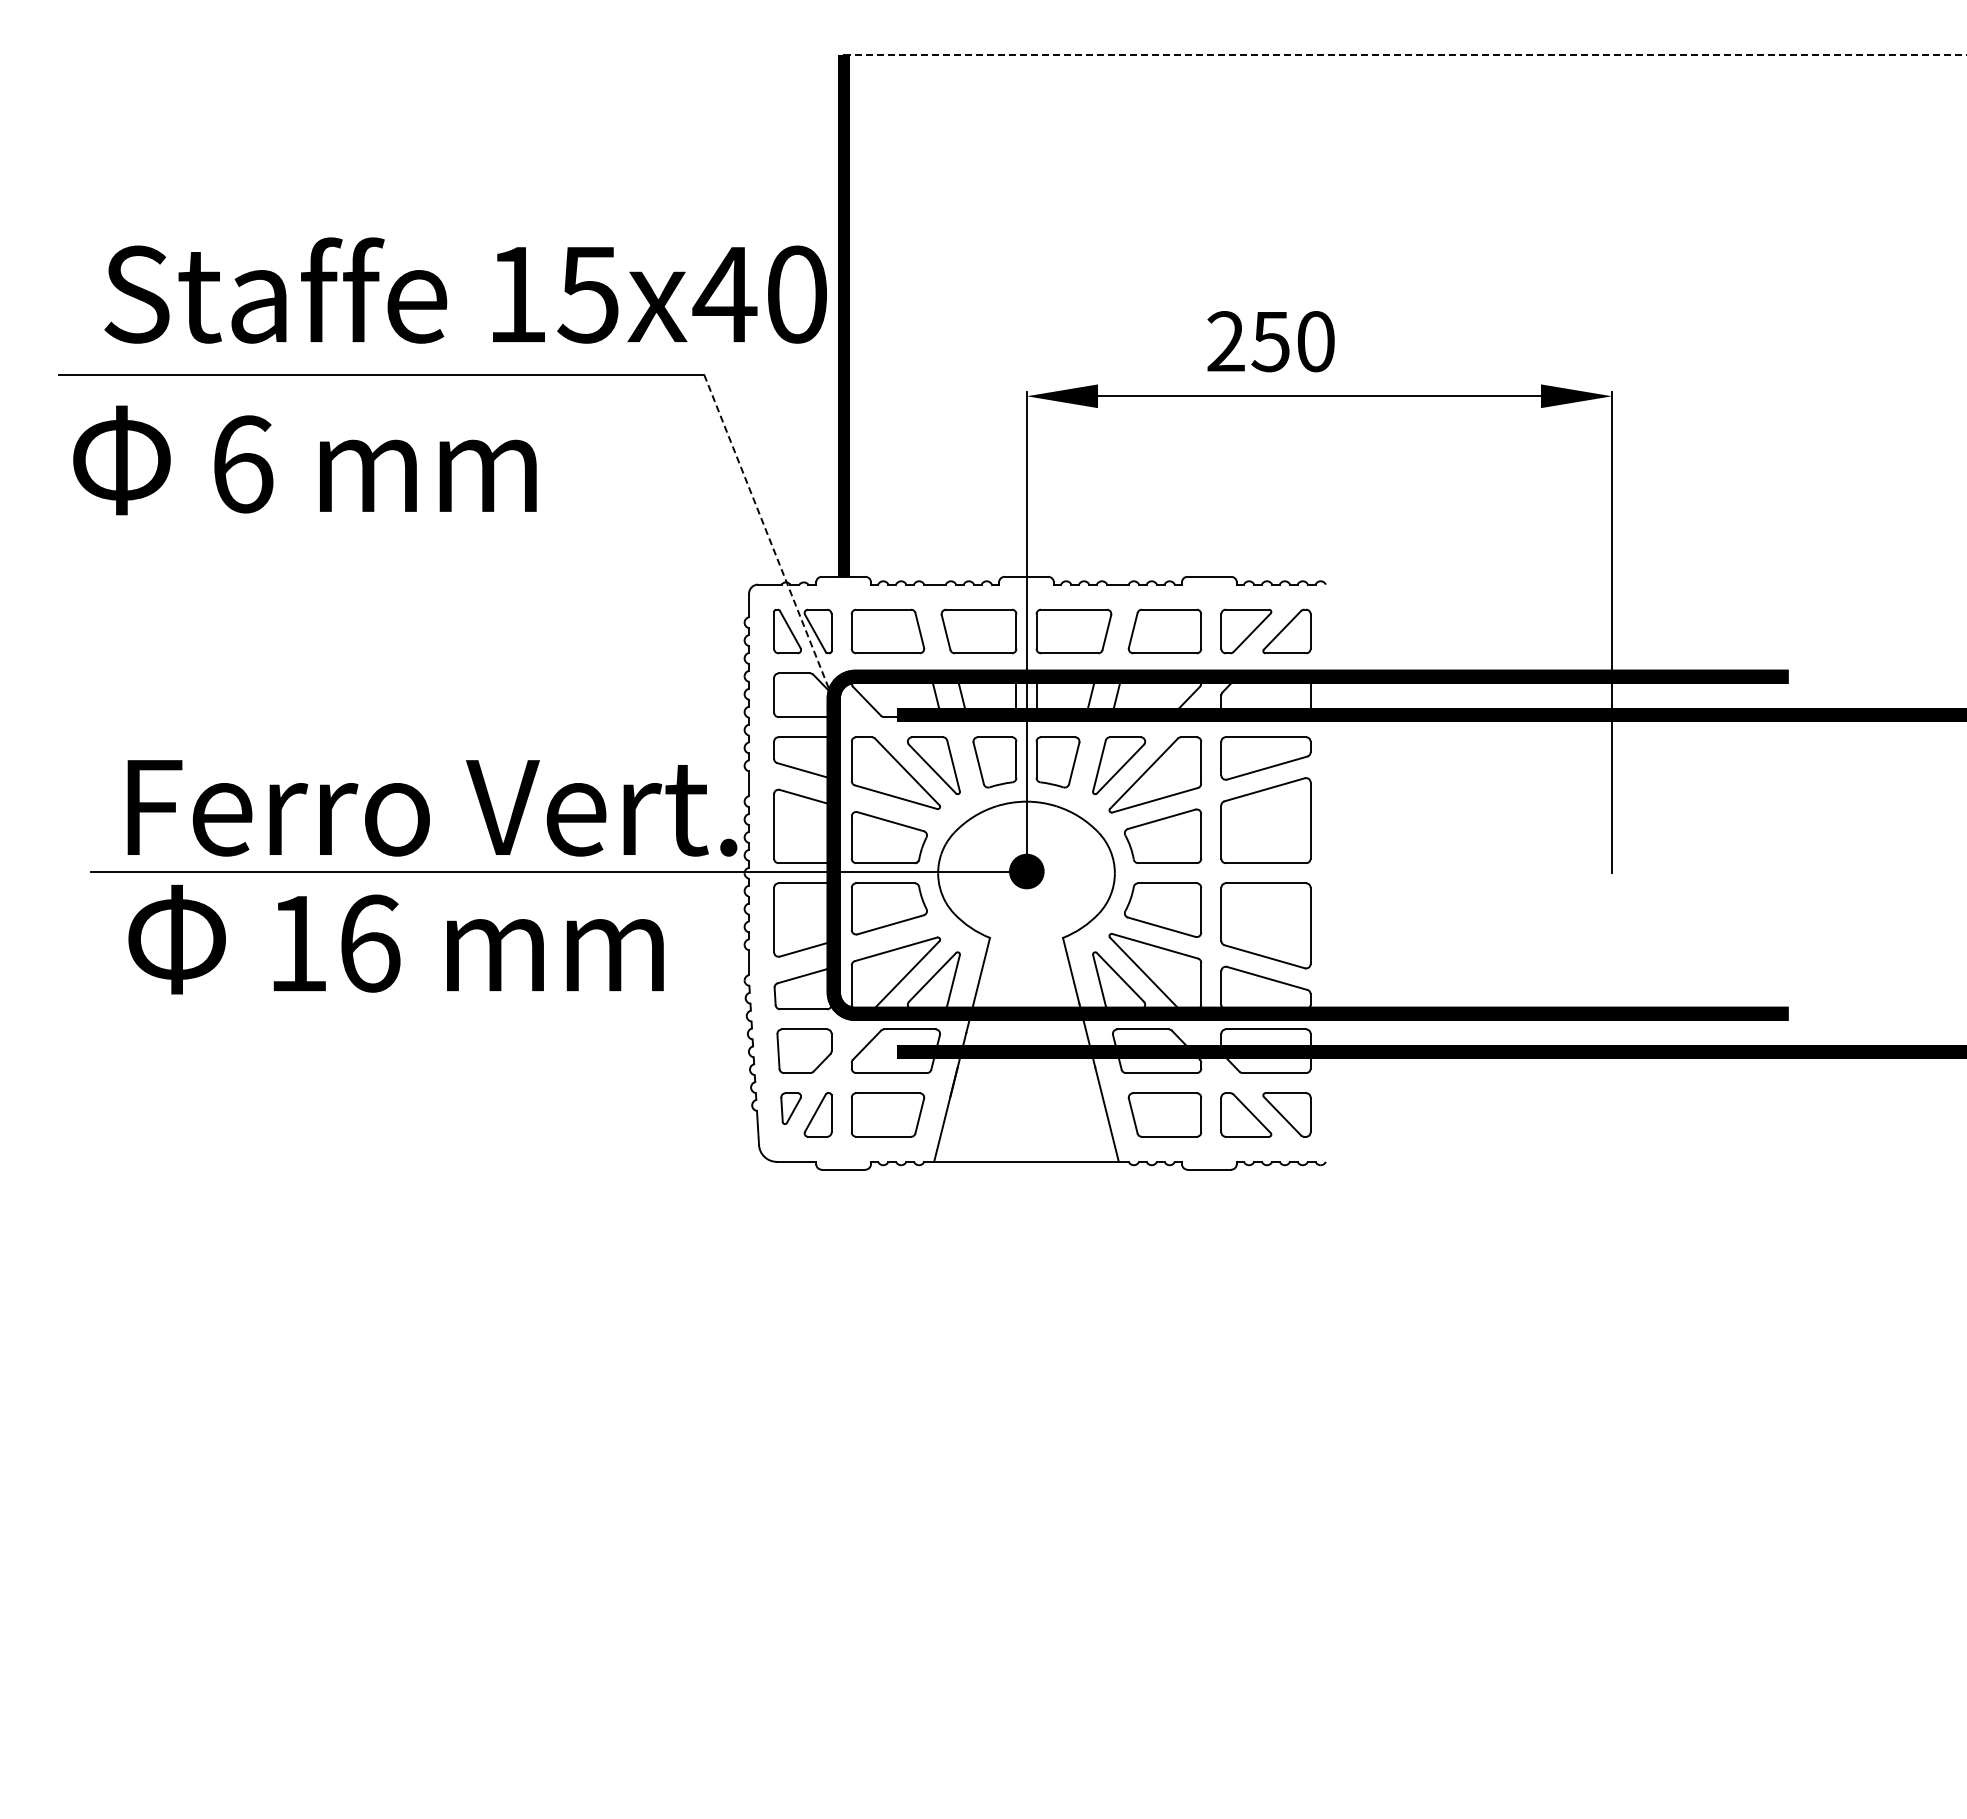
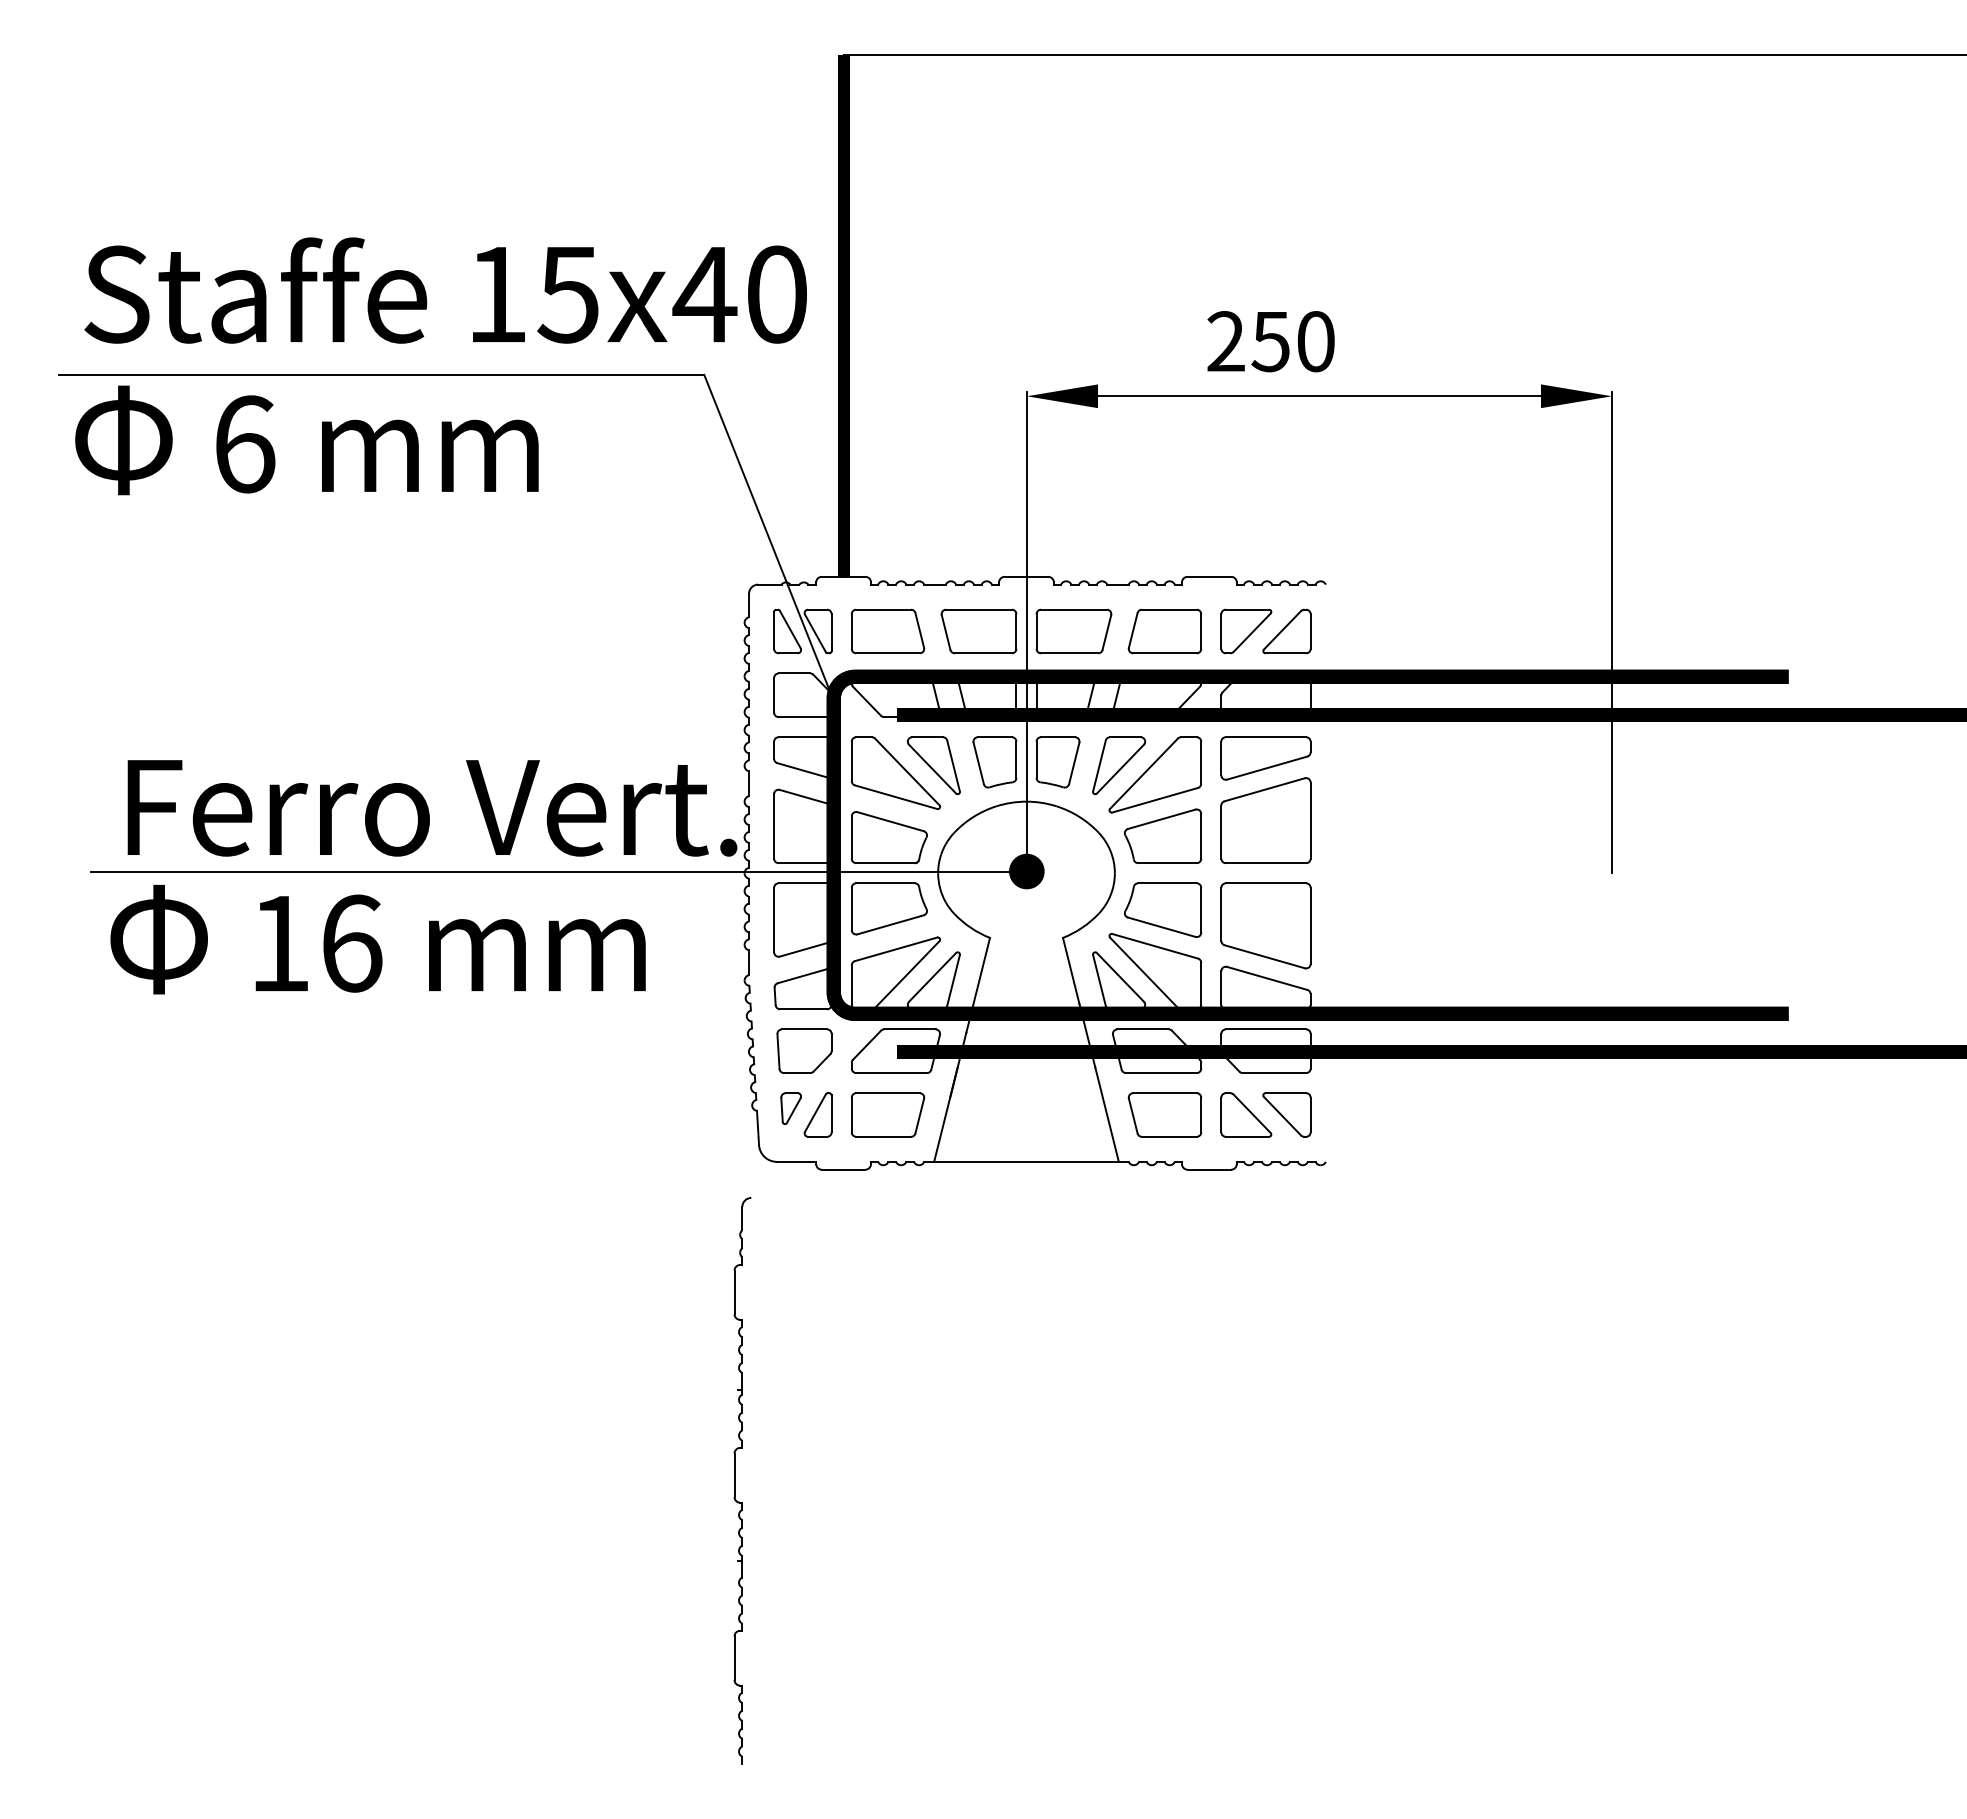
line: dashed -> solid (1405, 54)
text position: (465, 290) -> (445, 290) (445, 290)
text position: (304, 460) -> (306, 440) (306, 440)
line: dashed -> solid (767, 533)
text position: (395, 939) -> (377, 939) (377, 939)
part: none -> present (735, 1480)
